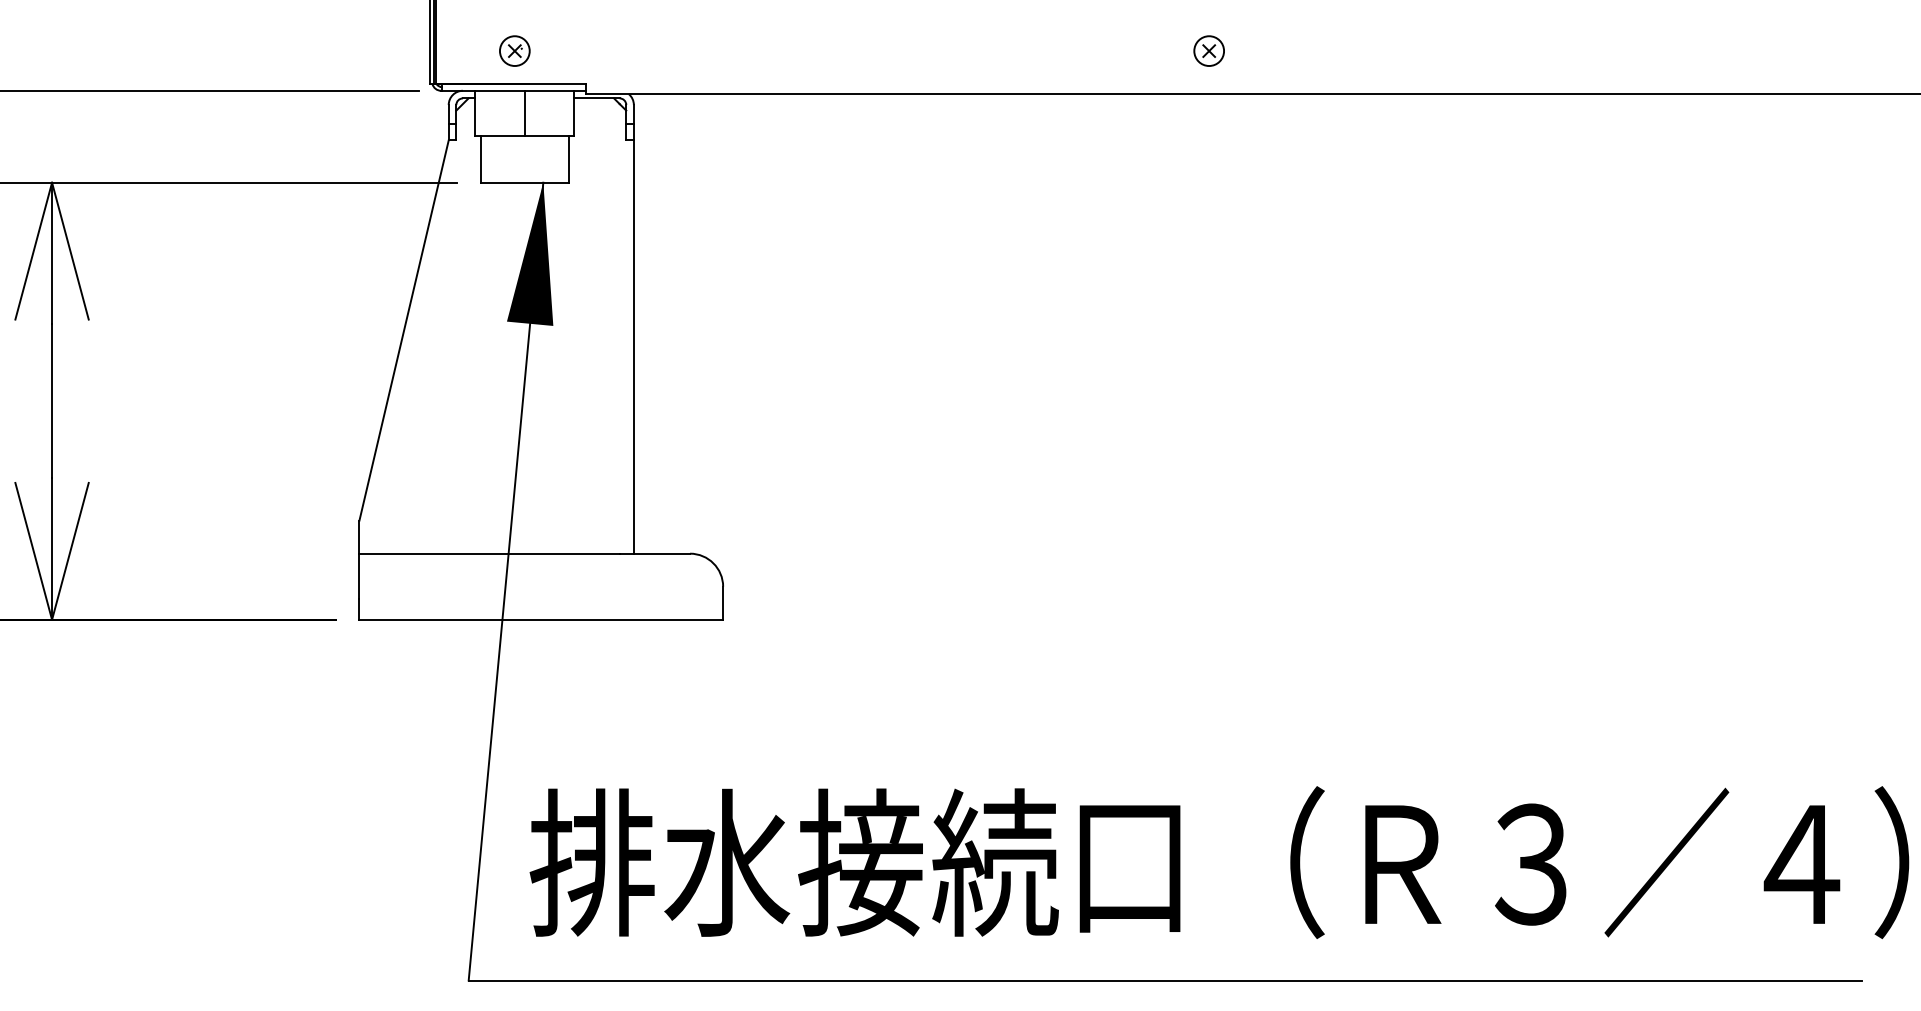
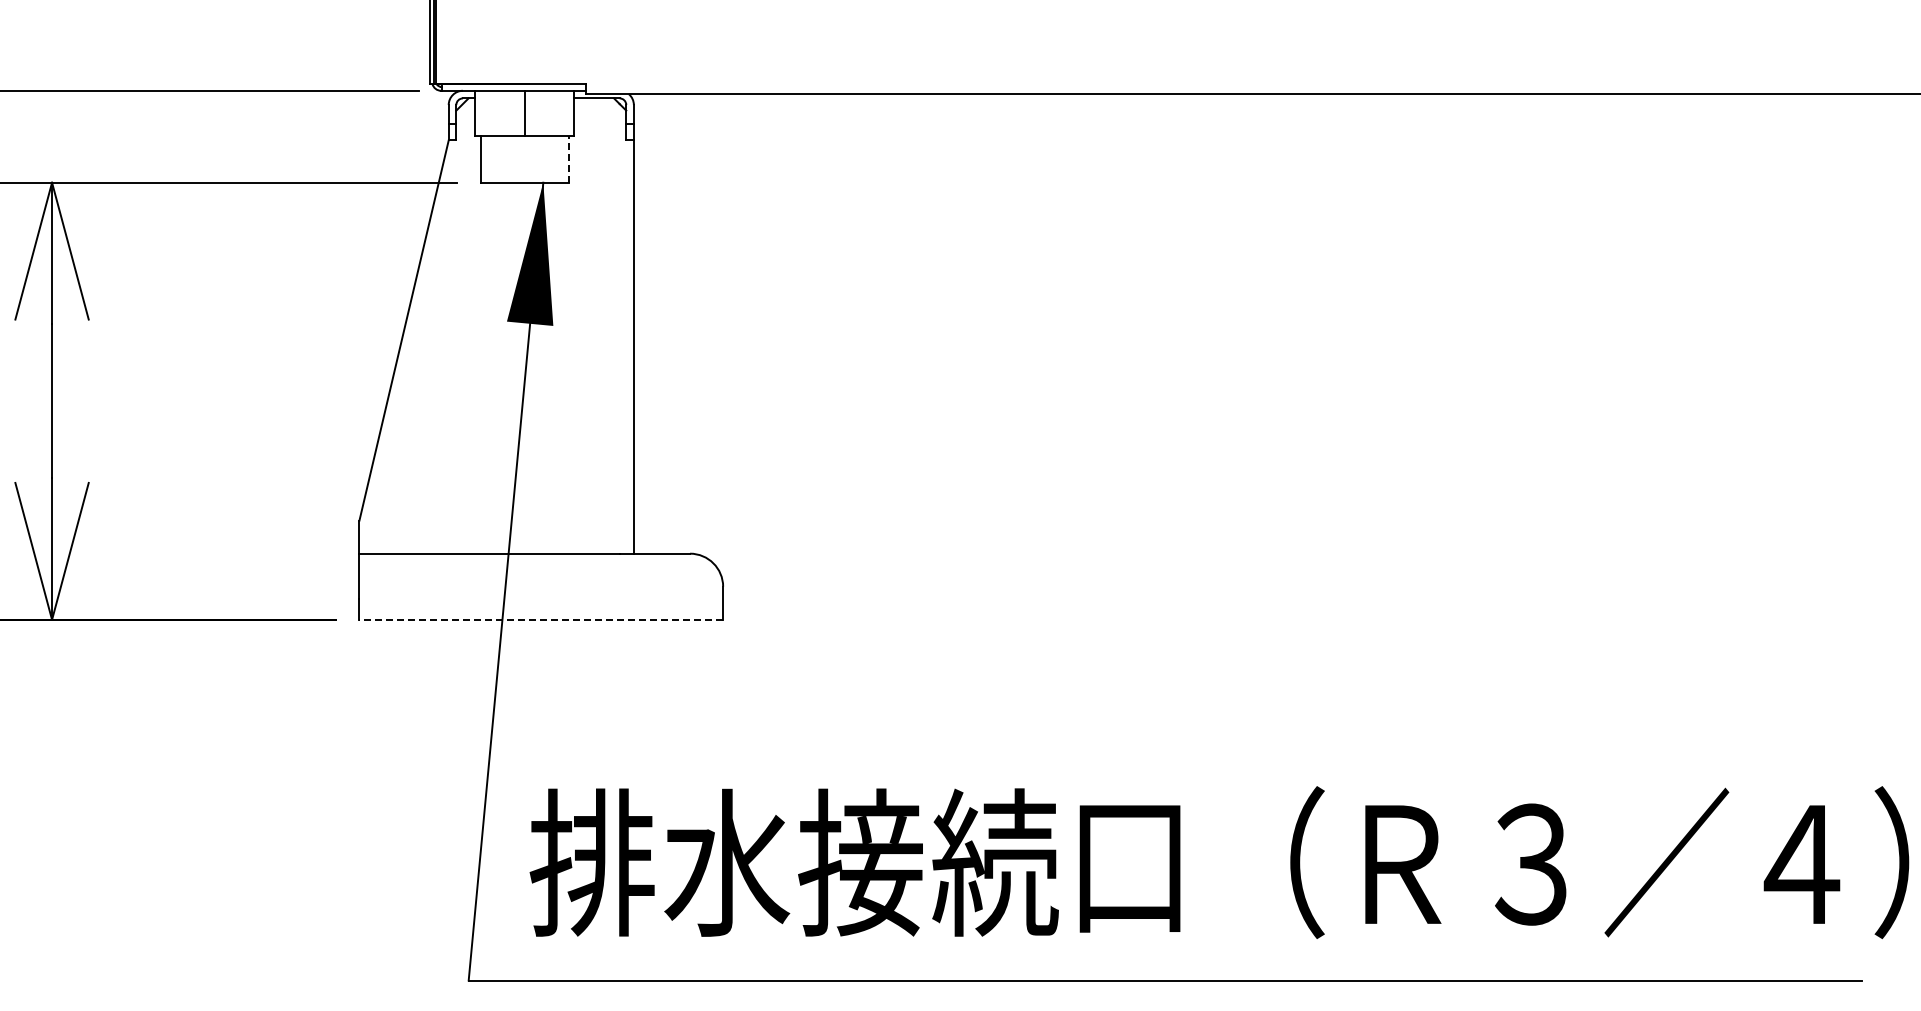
part: present -> none (514, 50)
part: present -> none (1208, 50)
line: solid -> dashed (568, 159)
line: solid -> dashed (541, 619)
